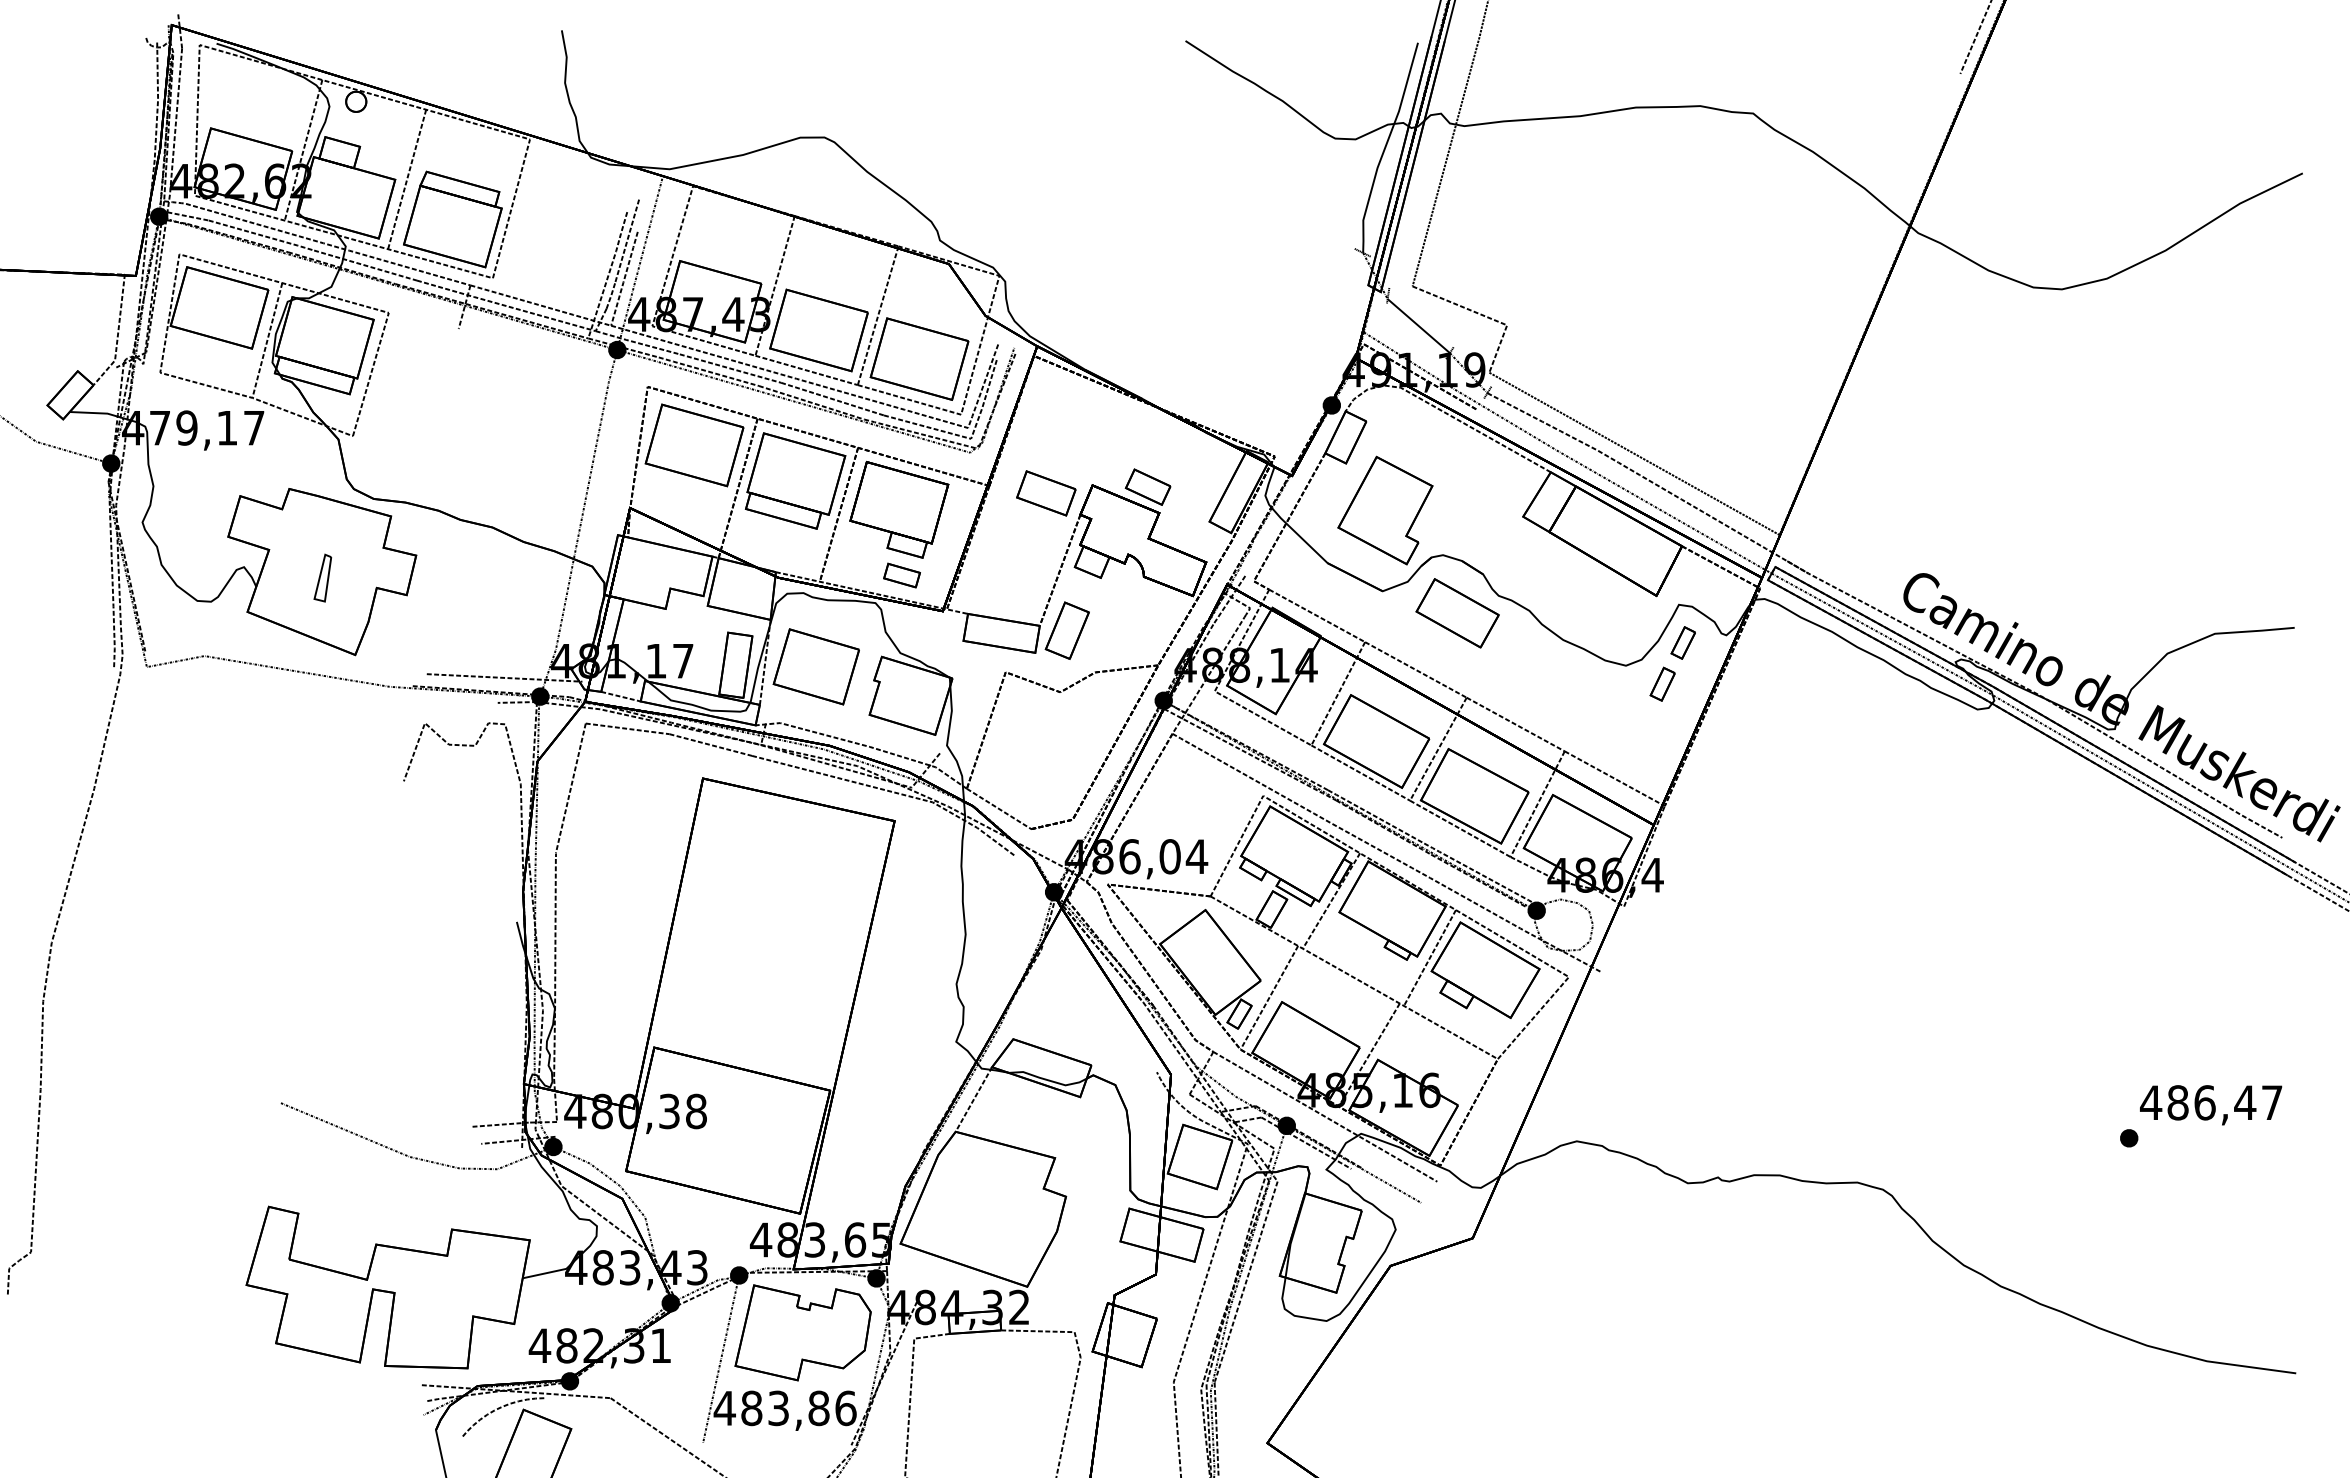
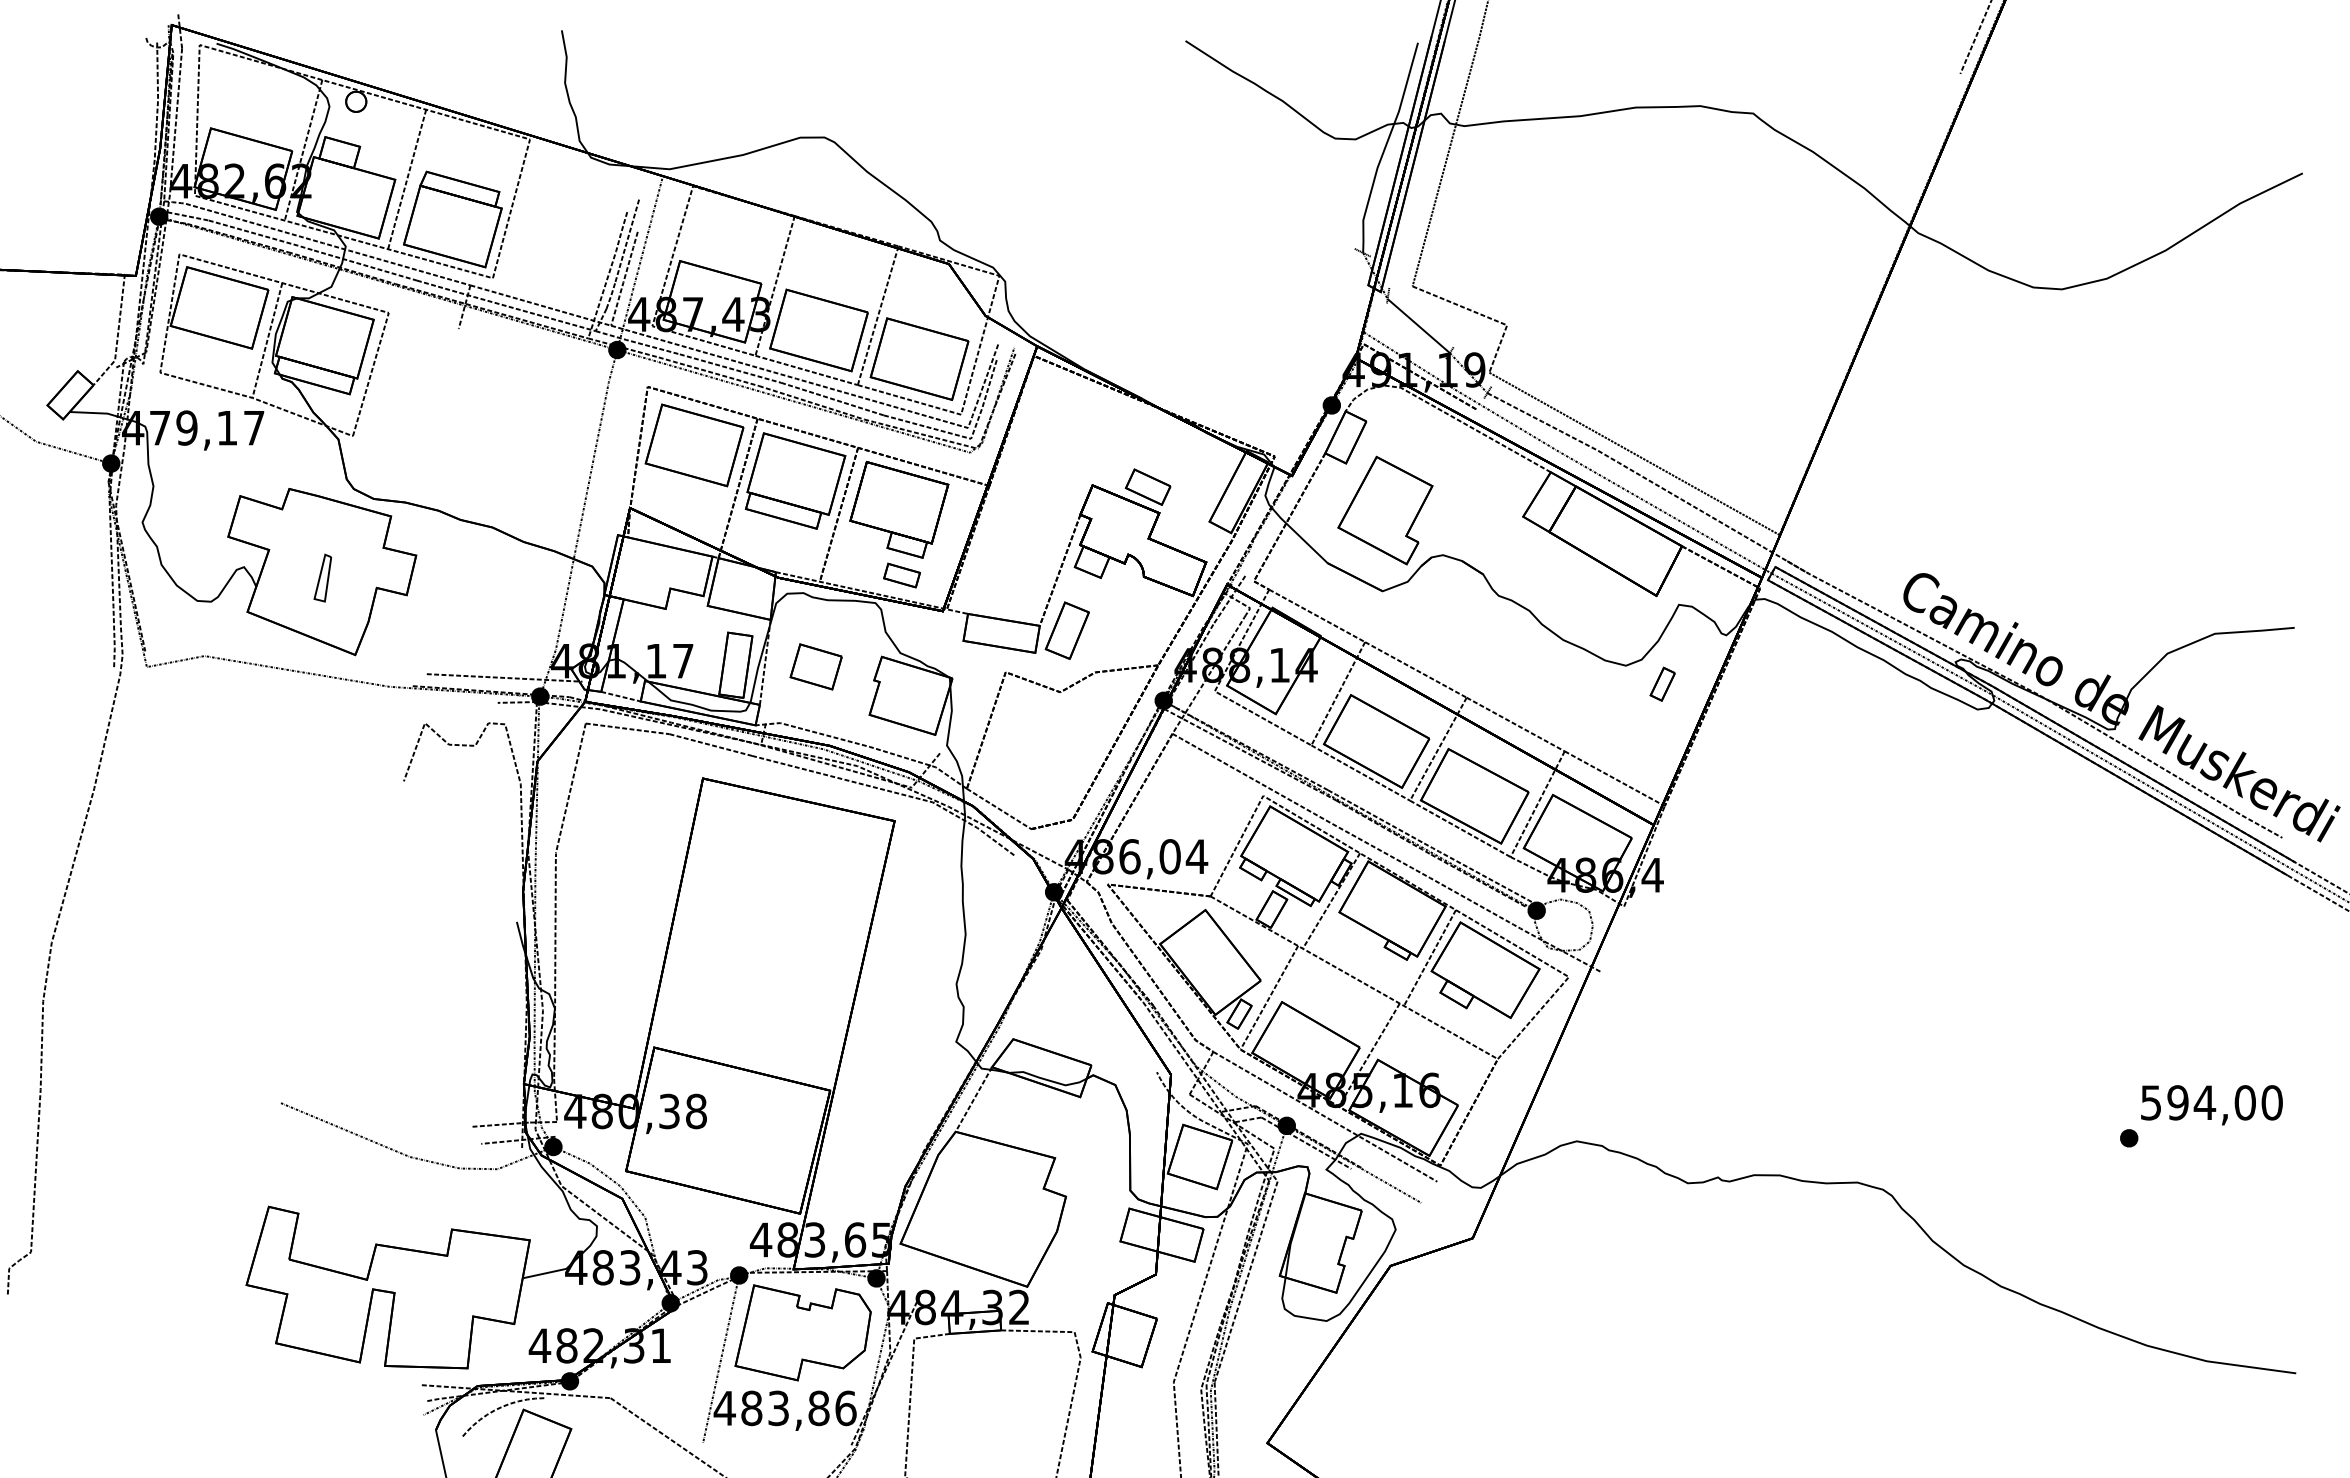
part: present -> none (1046, 493)
part: present -> none (1457, 613)
part: present -> none (1682, 642)
part size: 88x78 px -> 54x48 px (815, 666)
text: 486,47 -> 594,00 (2210, 1102)
